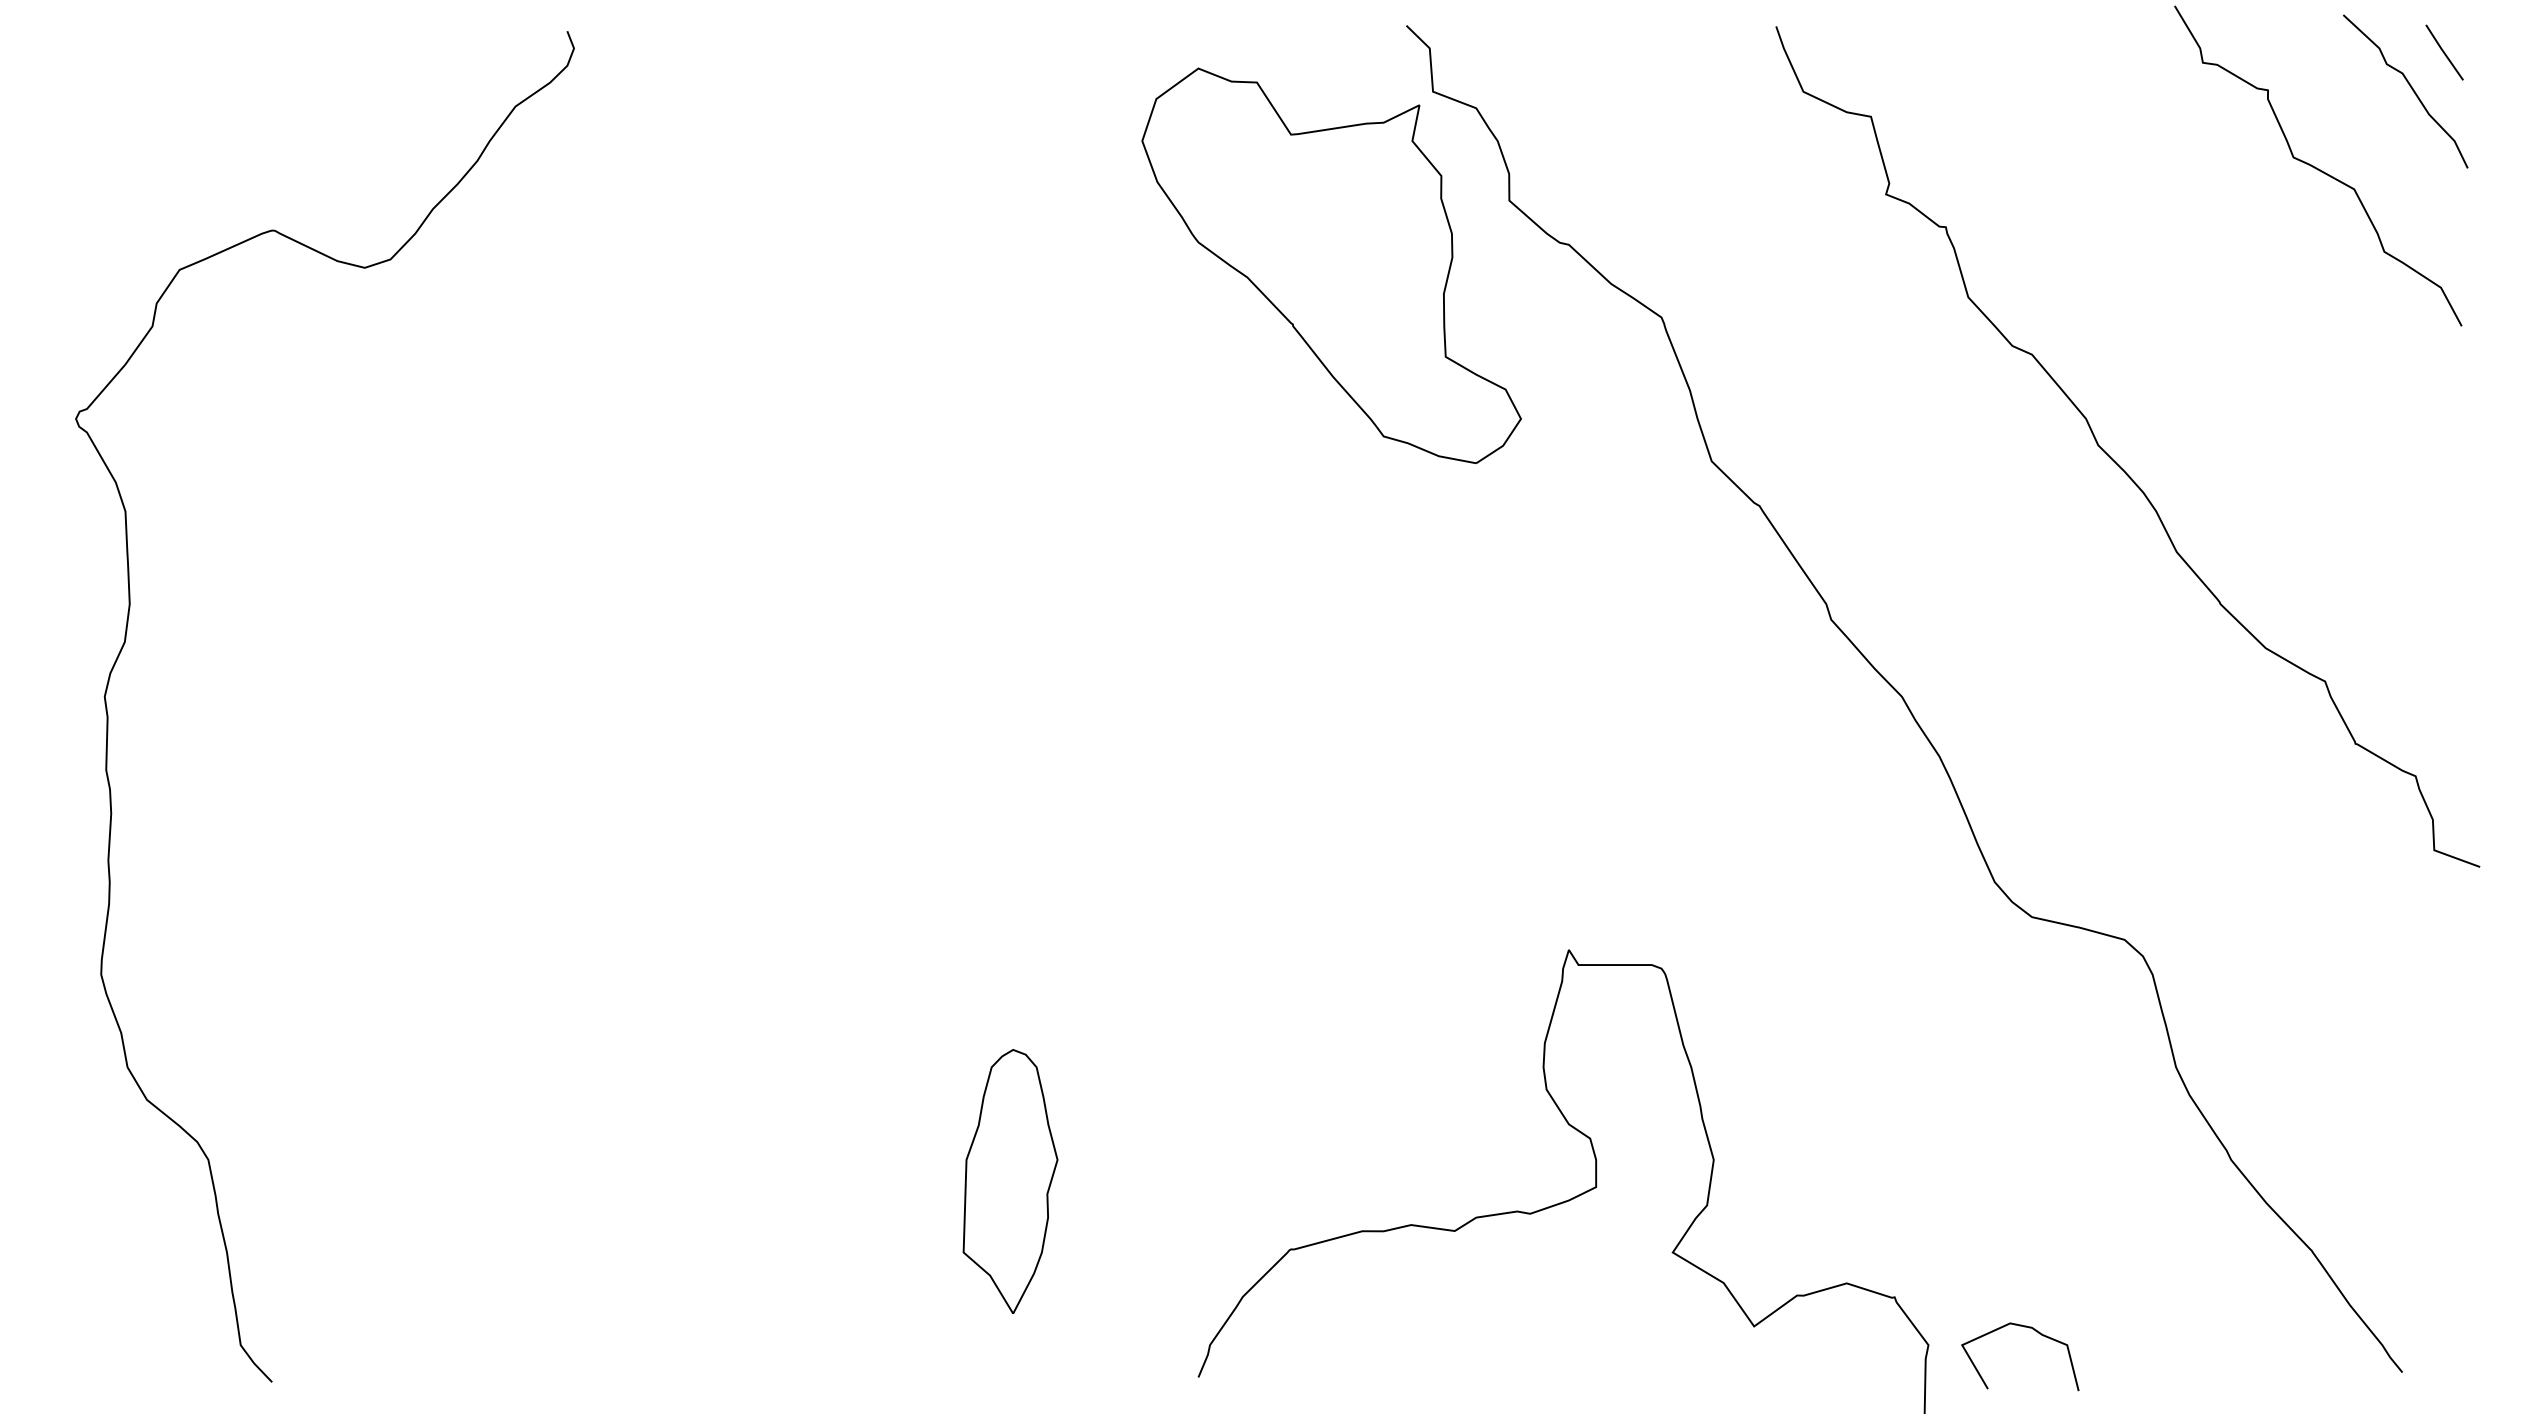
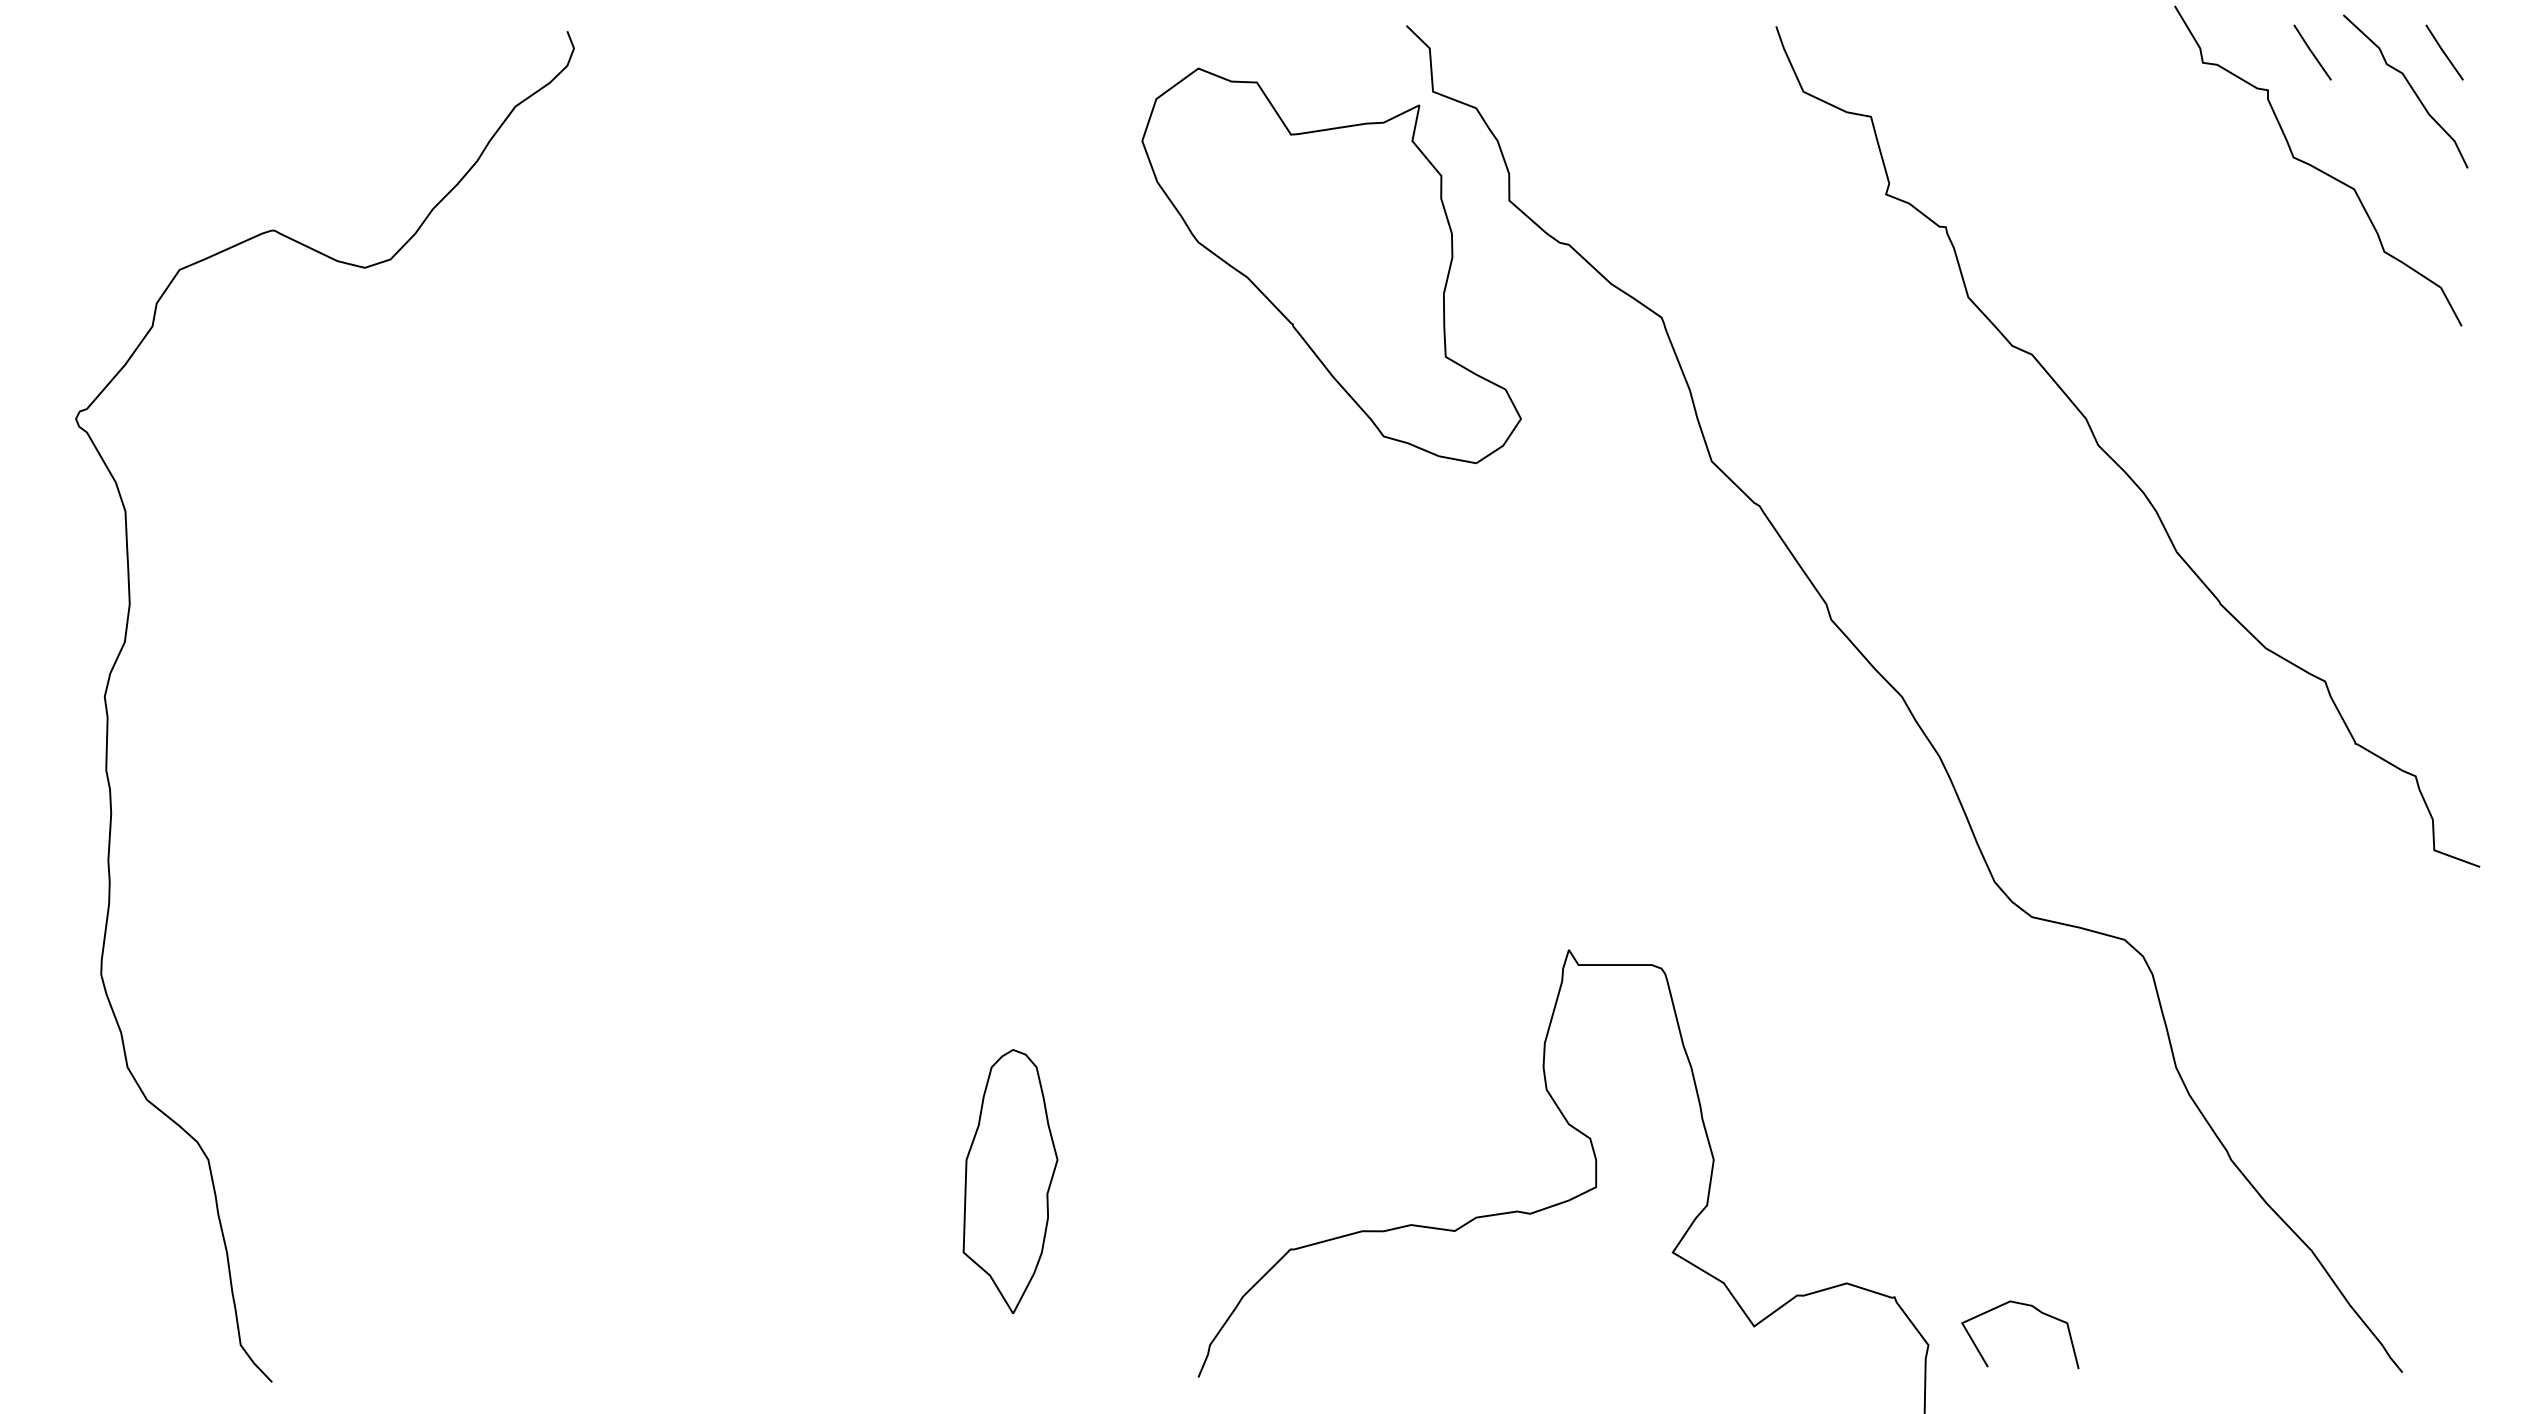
line: none -> present (2312, 52)
curve position: (2039, 1334) -> (2039, 1312) (2039, 1312)
